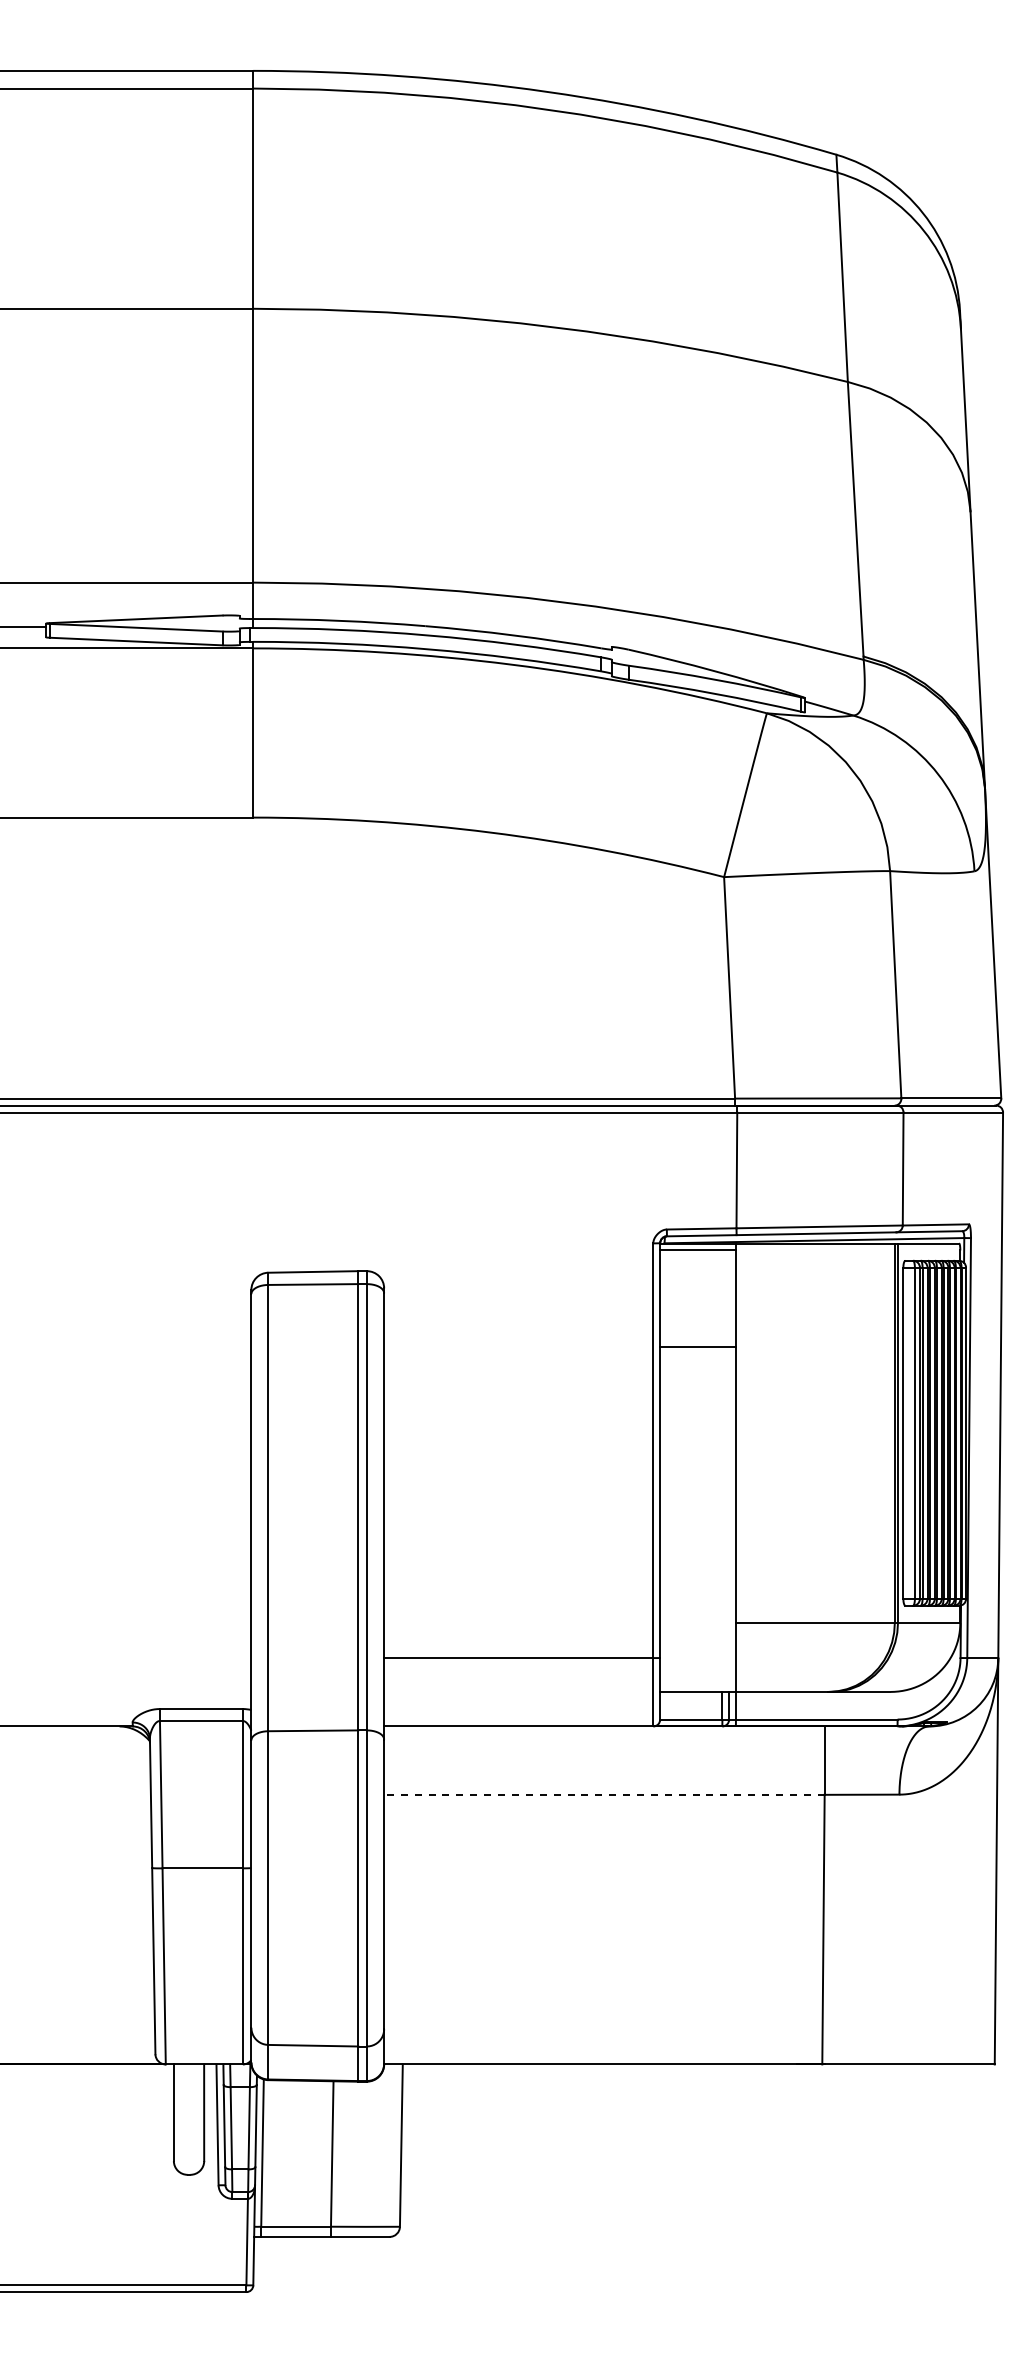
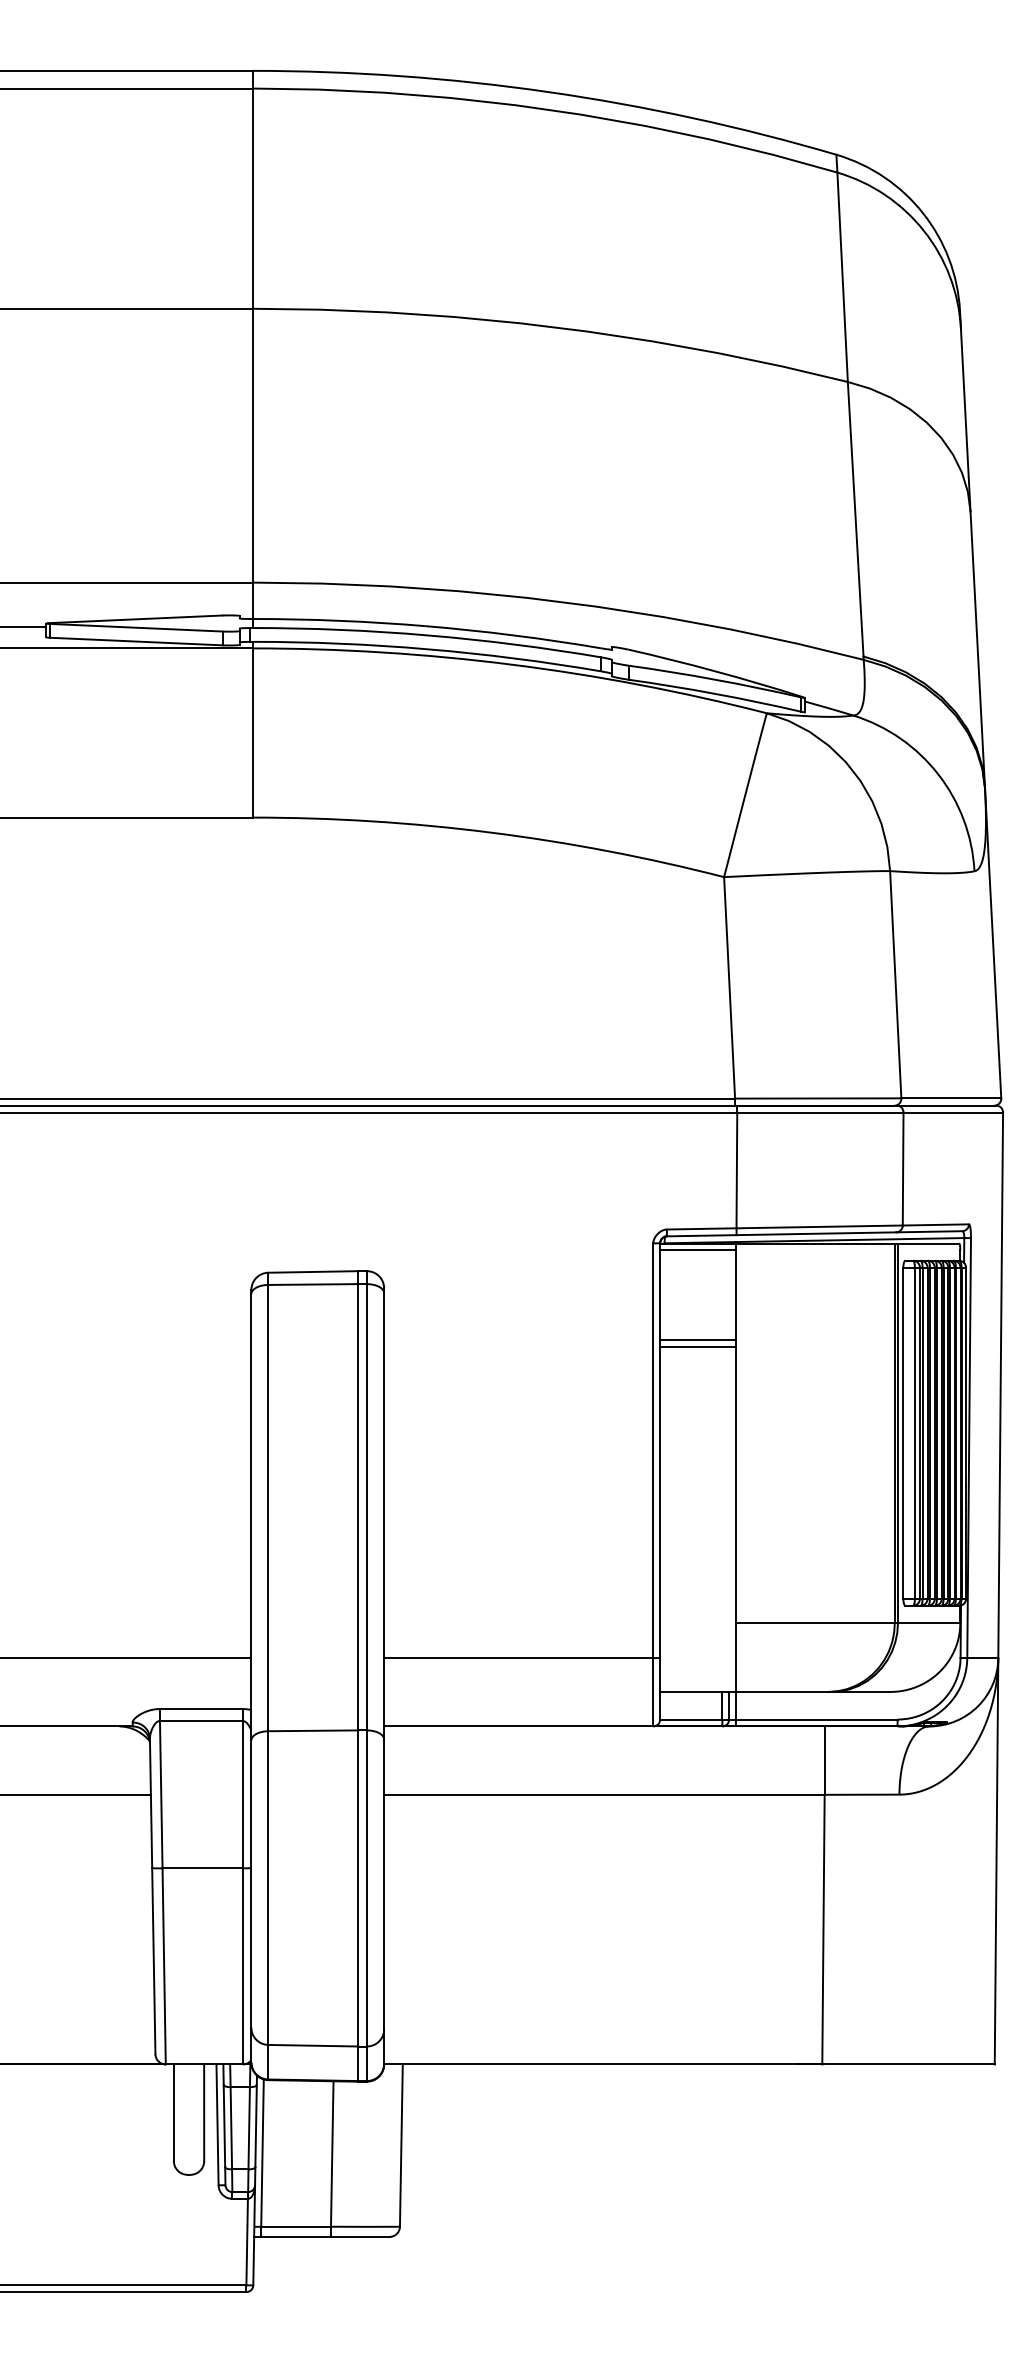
line: none -> present (698, 1340)
line: none -> present (126, 1658)
line: none -> present (76, 1794)
line: dashed -> solid (603, 1794)
